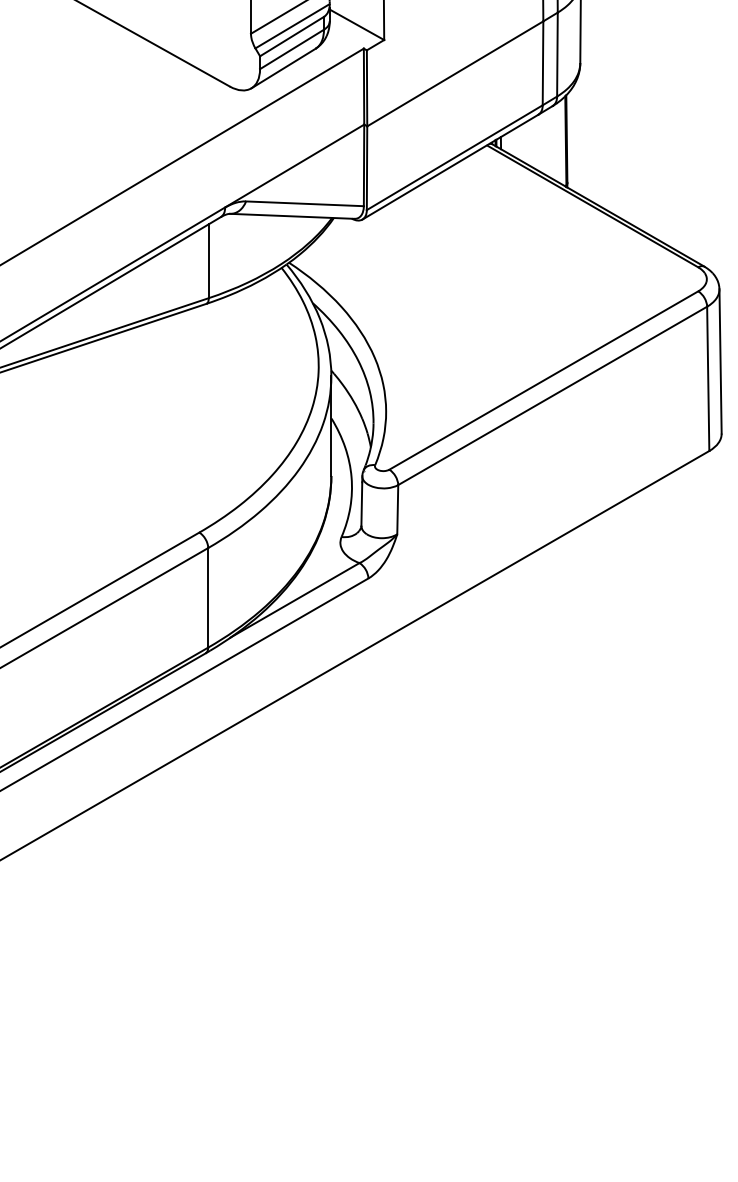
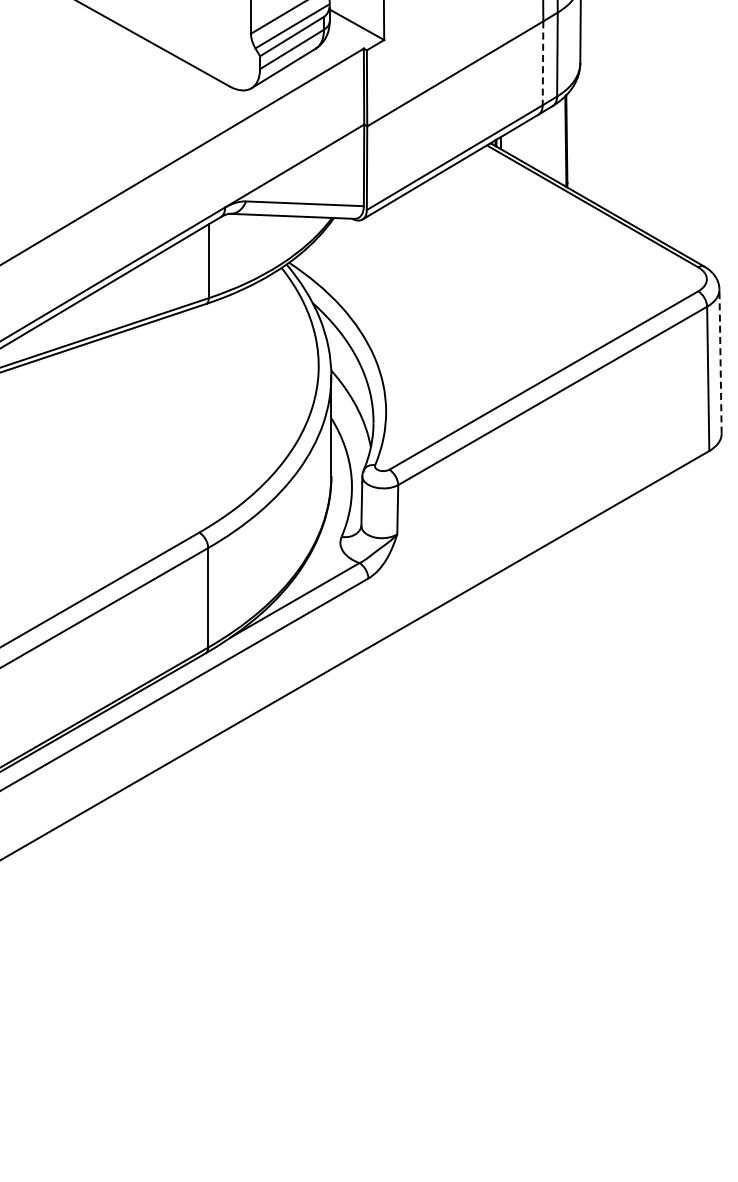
line: solid -> dashed (543, 63)
line: solid -> dashed (720, 360)
